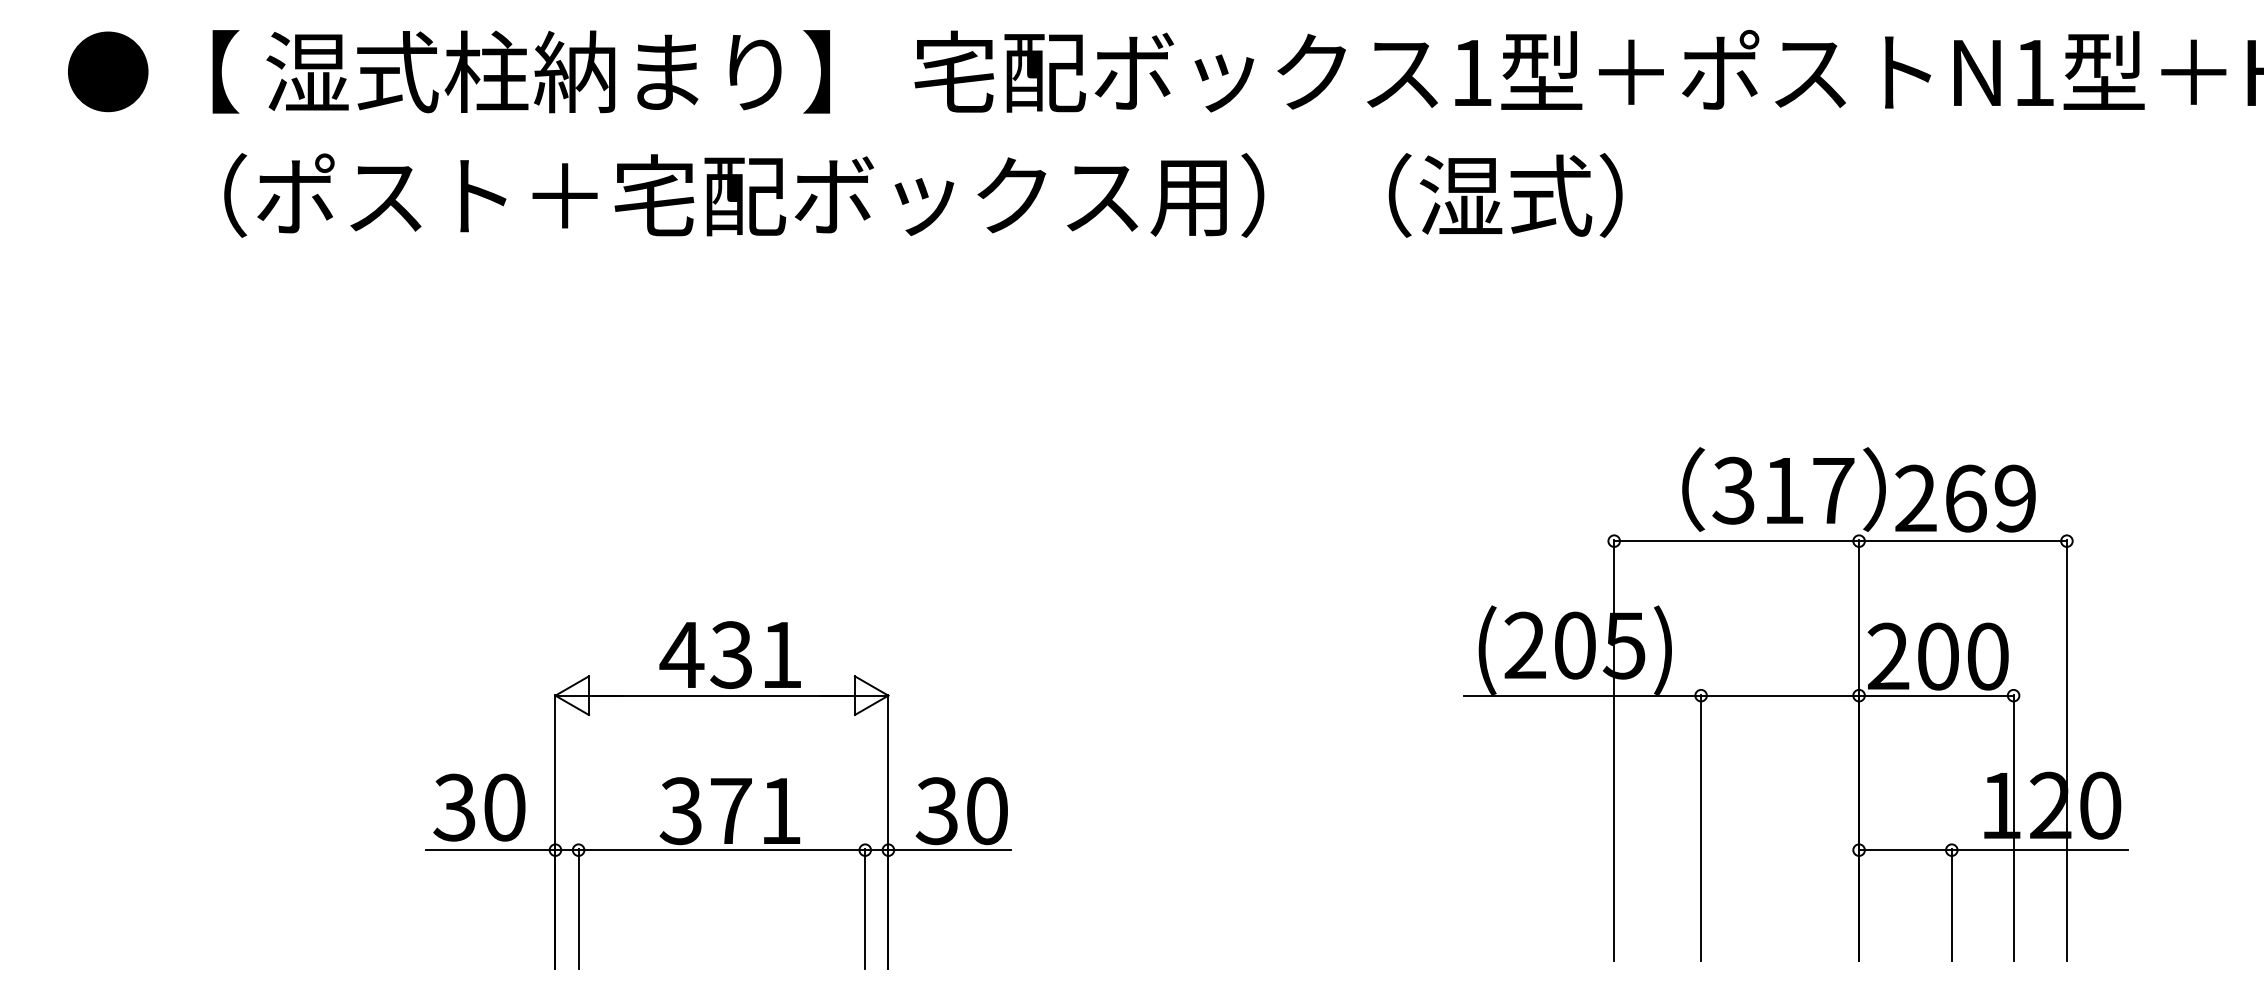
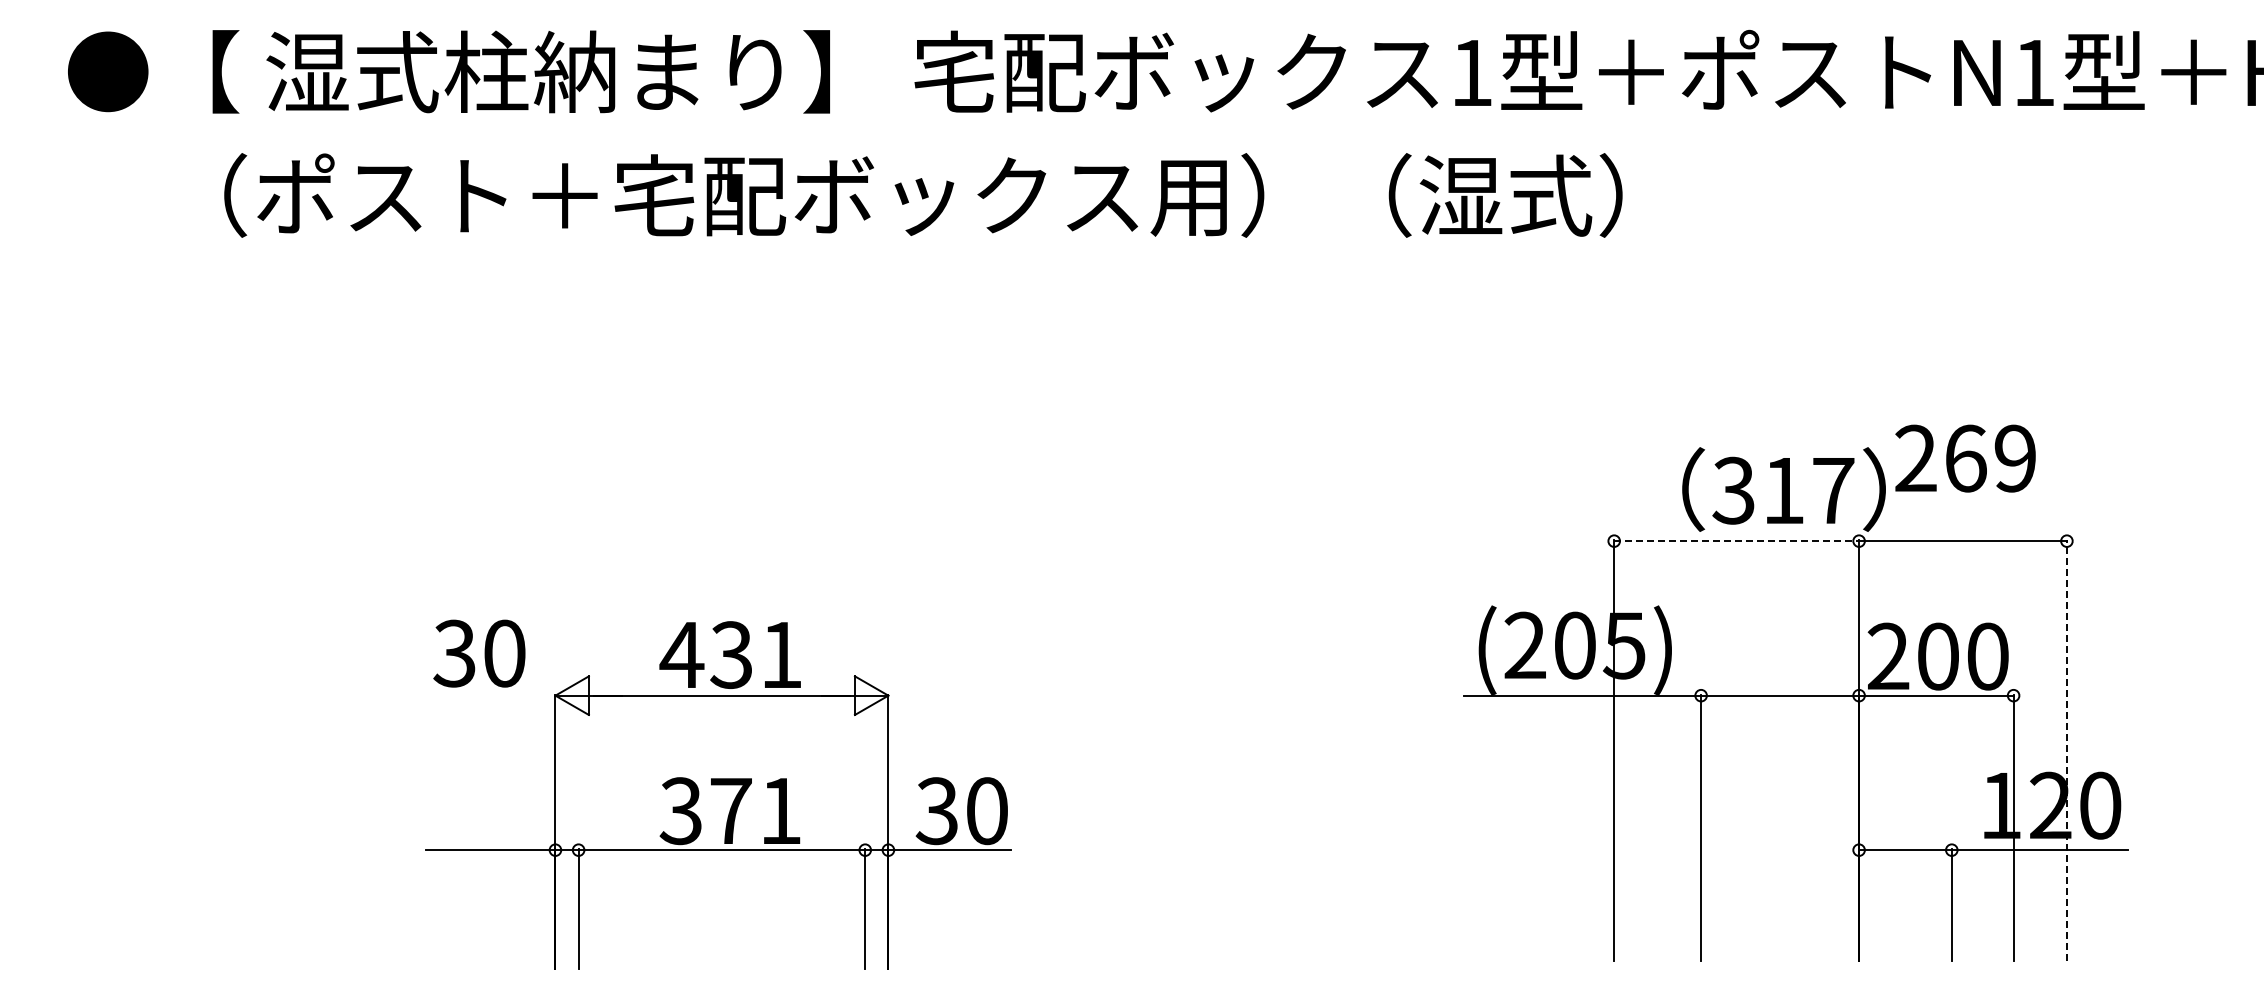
text position: (1965, 498) -> (1965, 458) (1965, 458)
line: solid -> dashed (1737, 541)
line: solid -> dashed (2066, 750)
text position: (479, 807) -> (479, 653) (479, 653)
